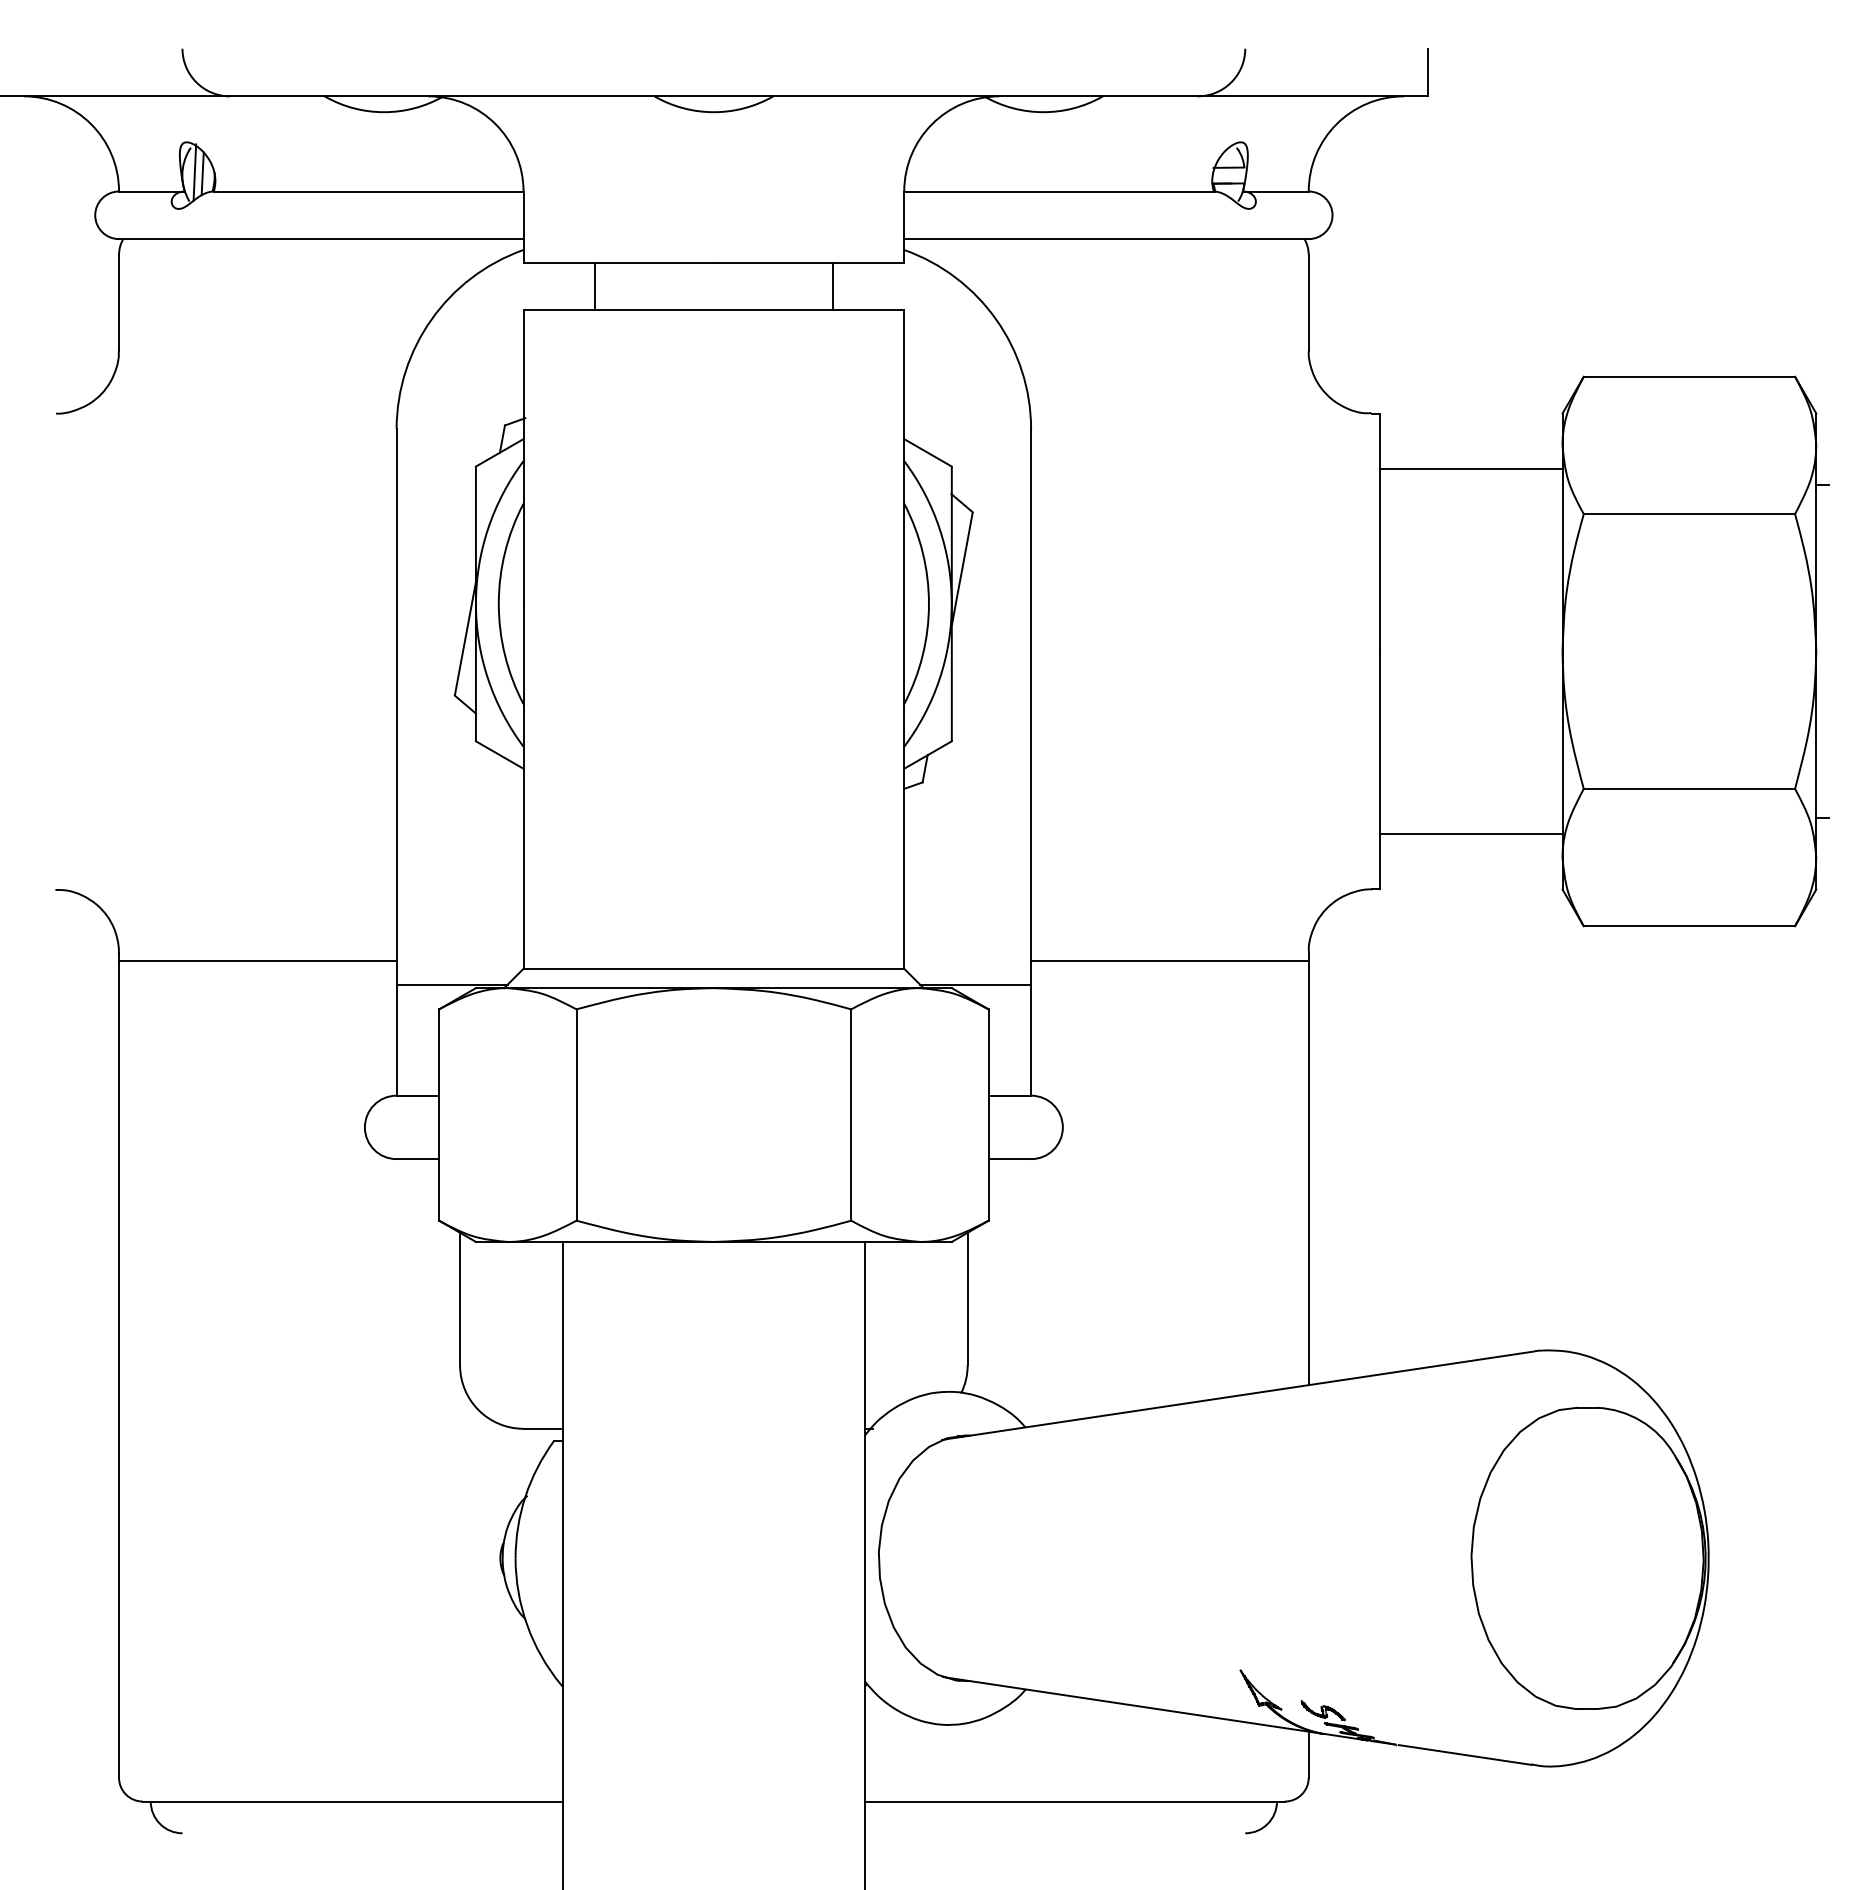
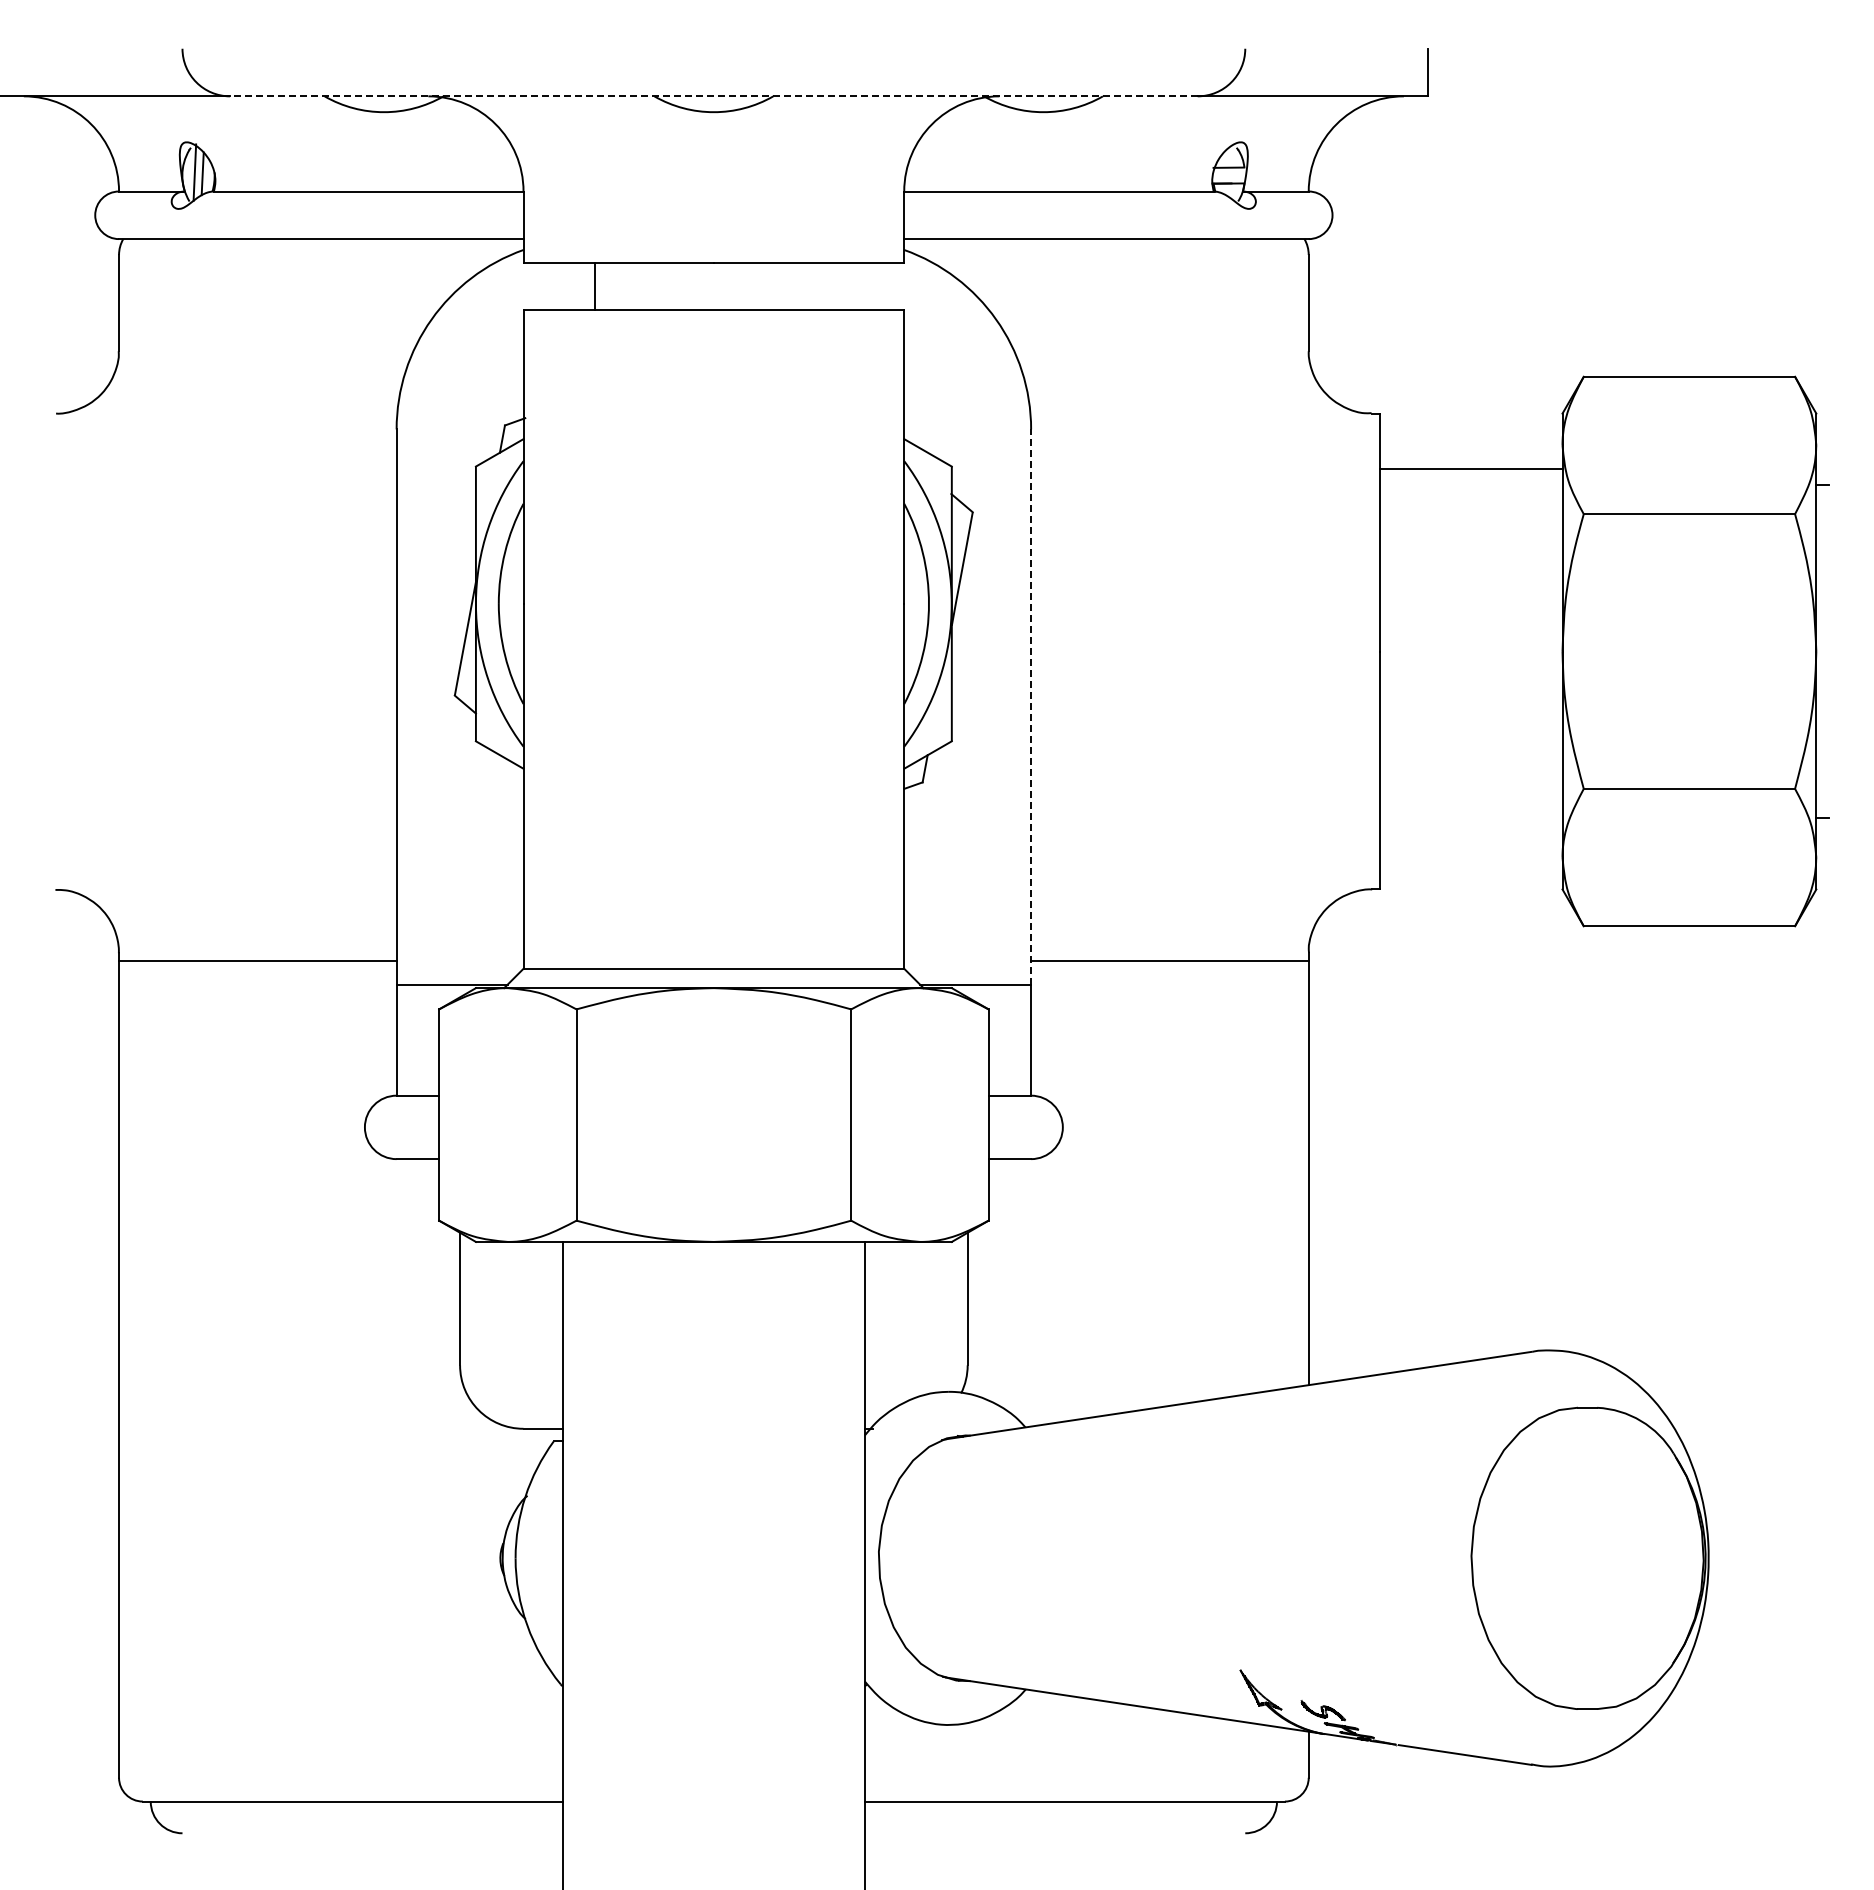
line: solid -> dashed (713, 96)
line: present -> none (832, 286)
line: solid -> dashed (1031, 707)
line: present -> none (1471, 833)
